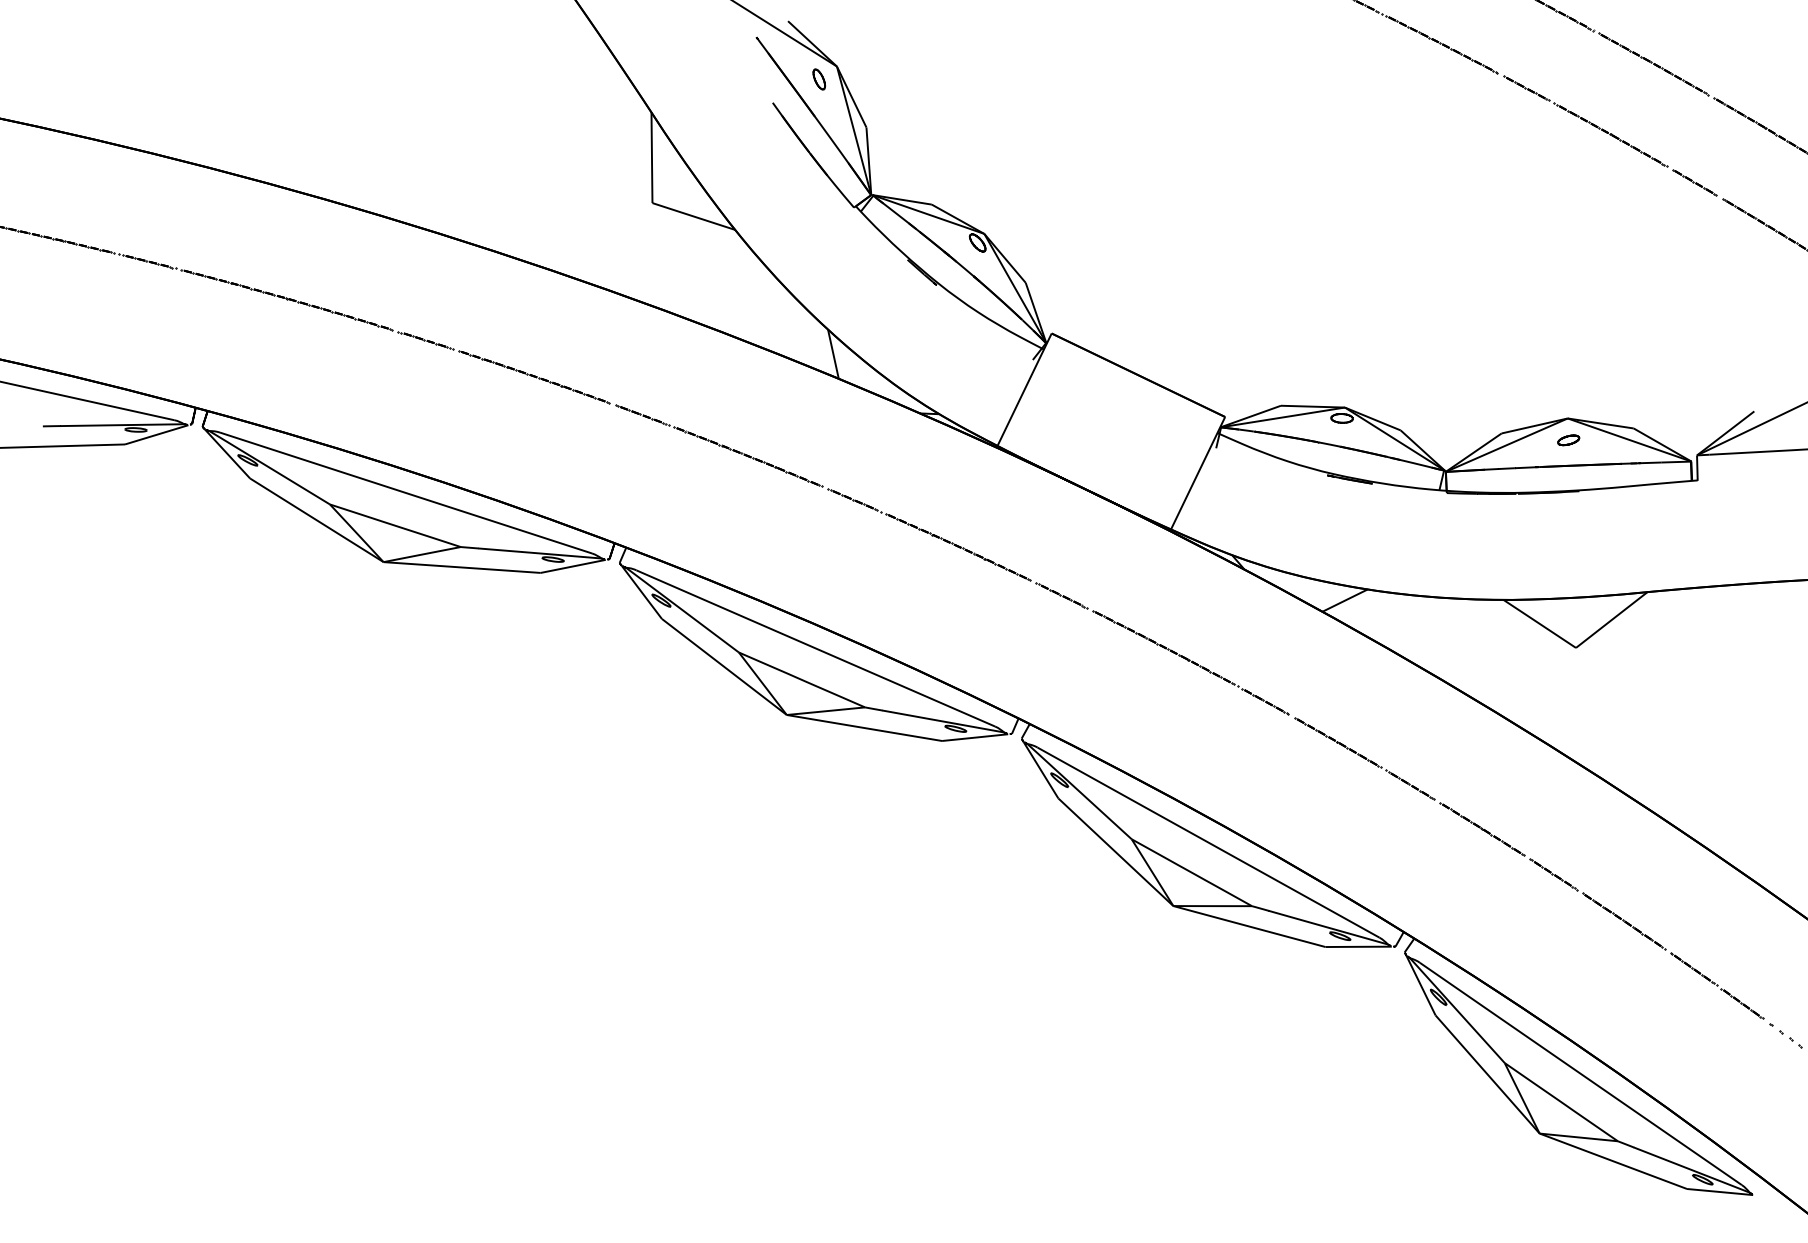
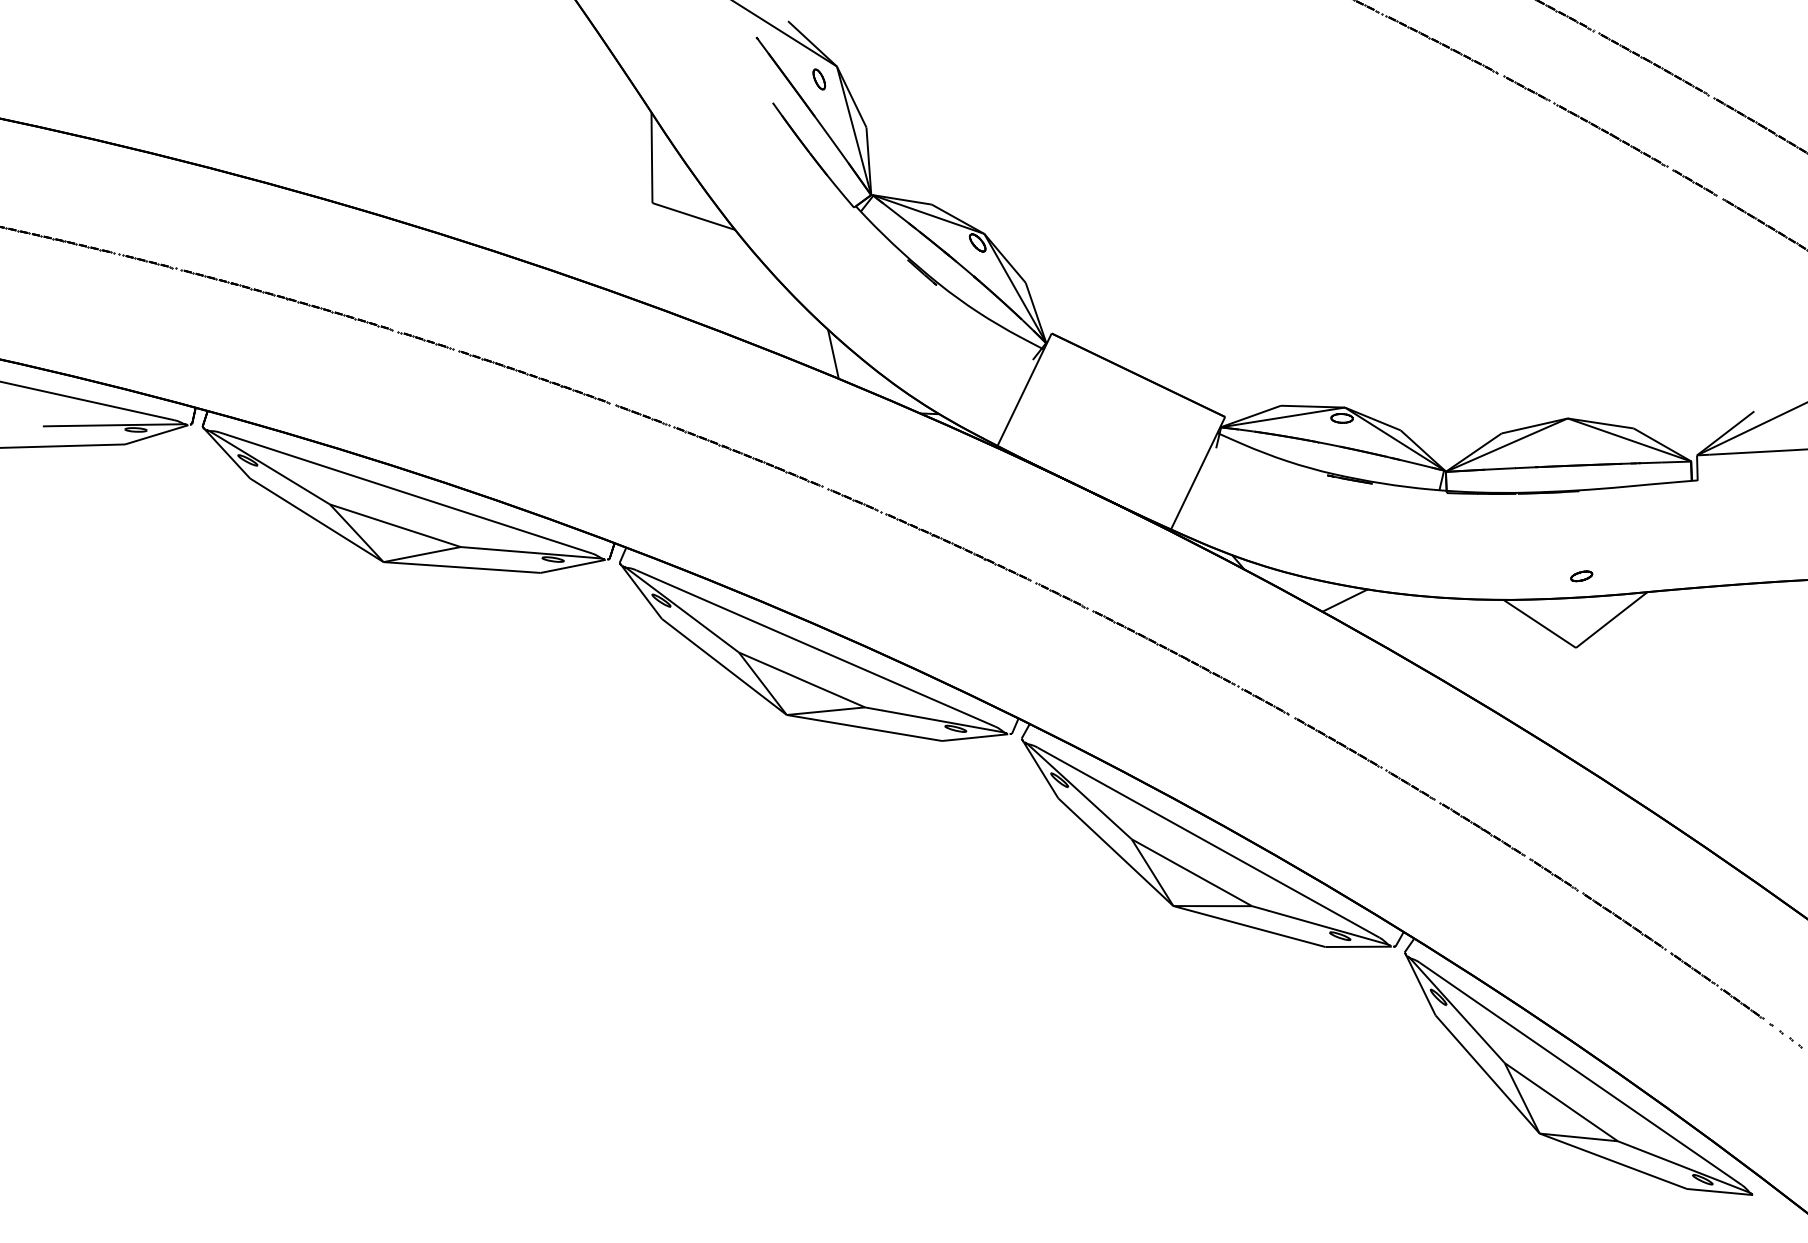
part position: (1568, 440) -> (1581, 576) (1581, 576)
